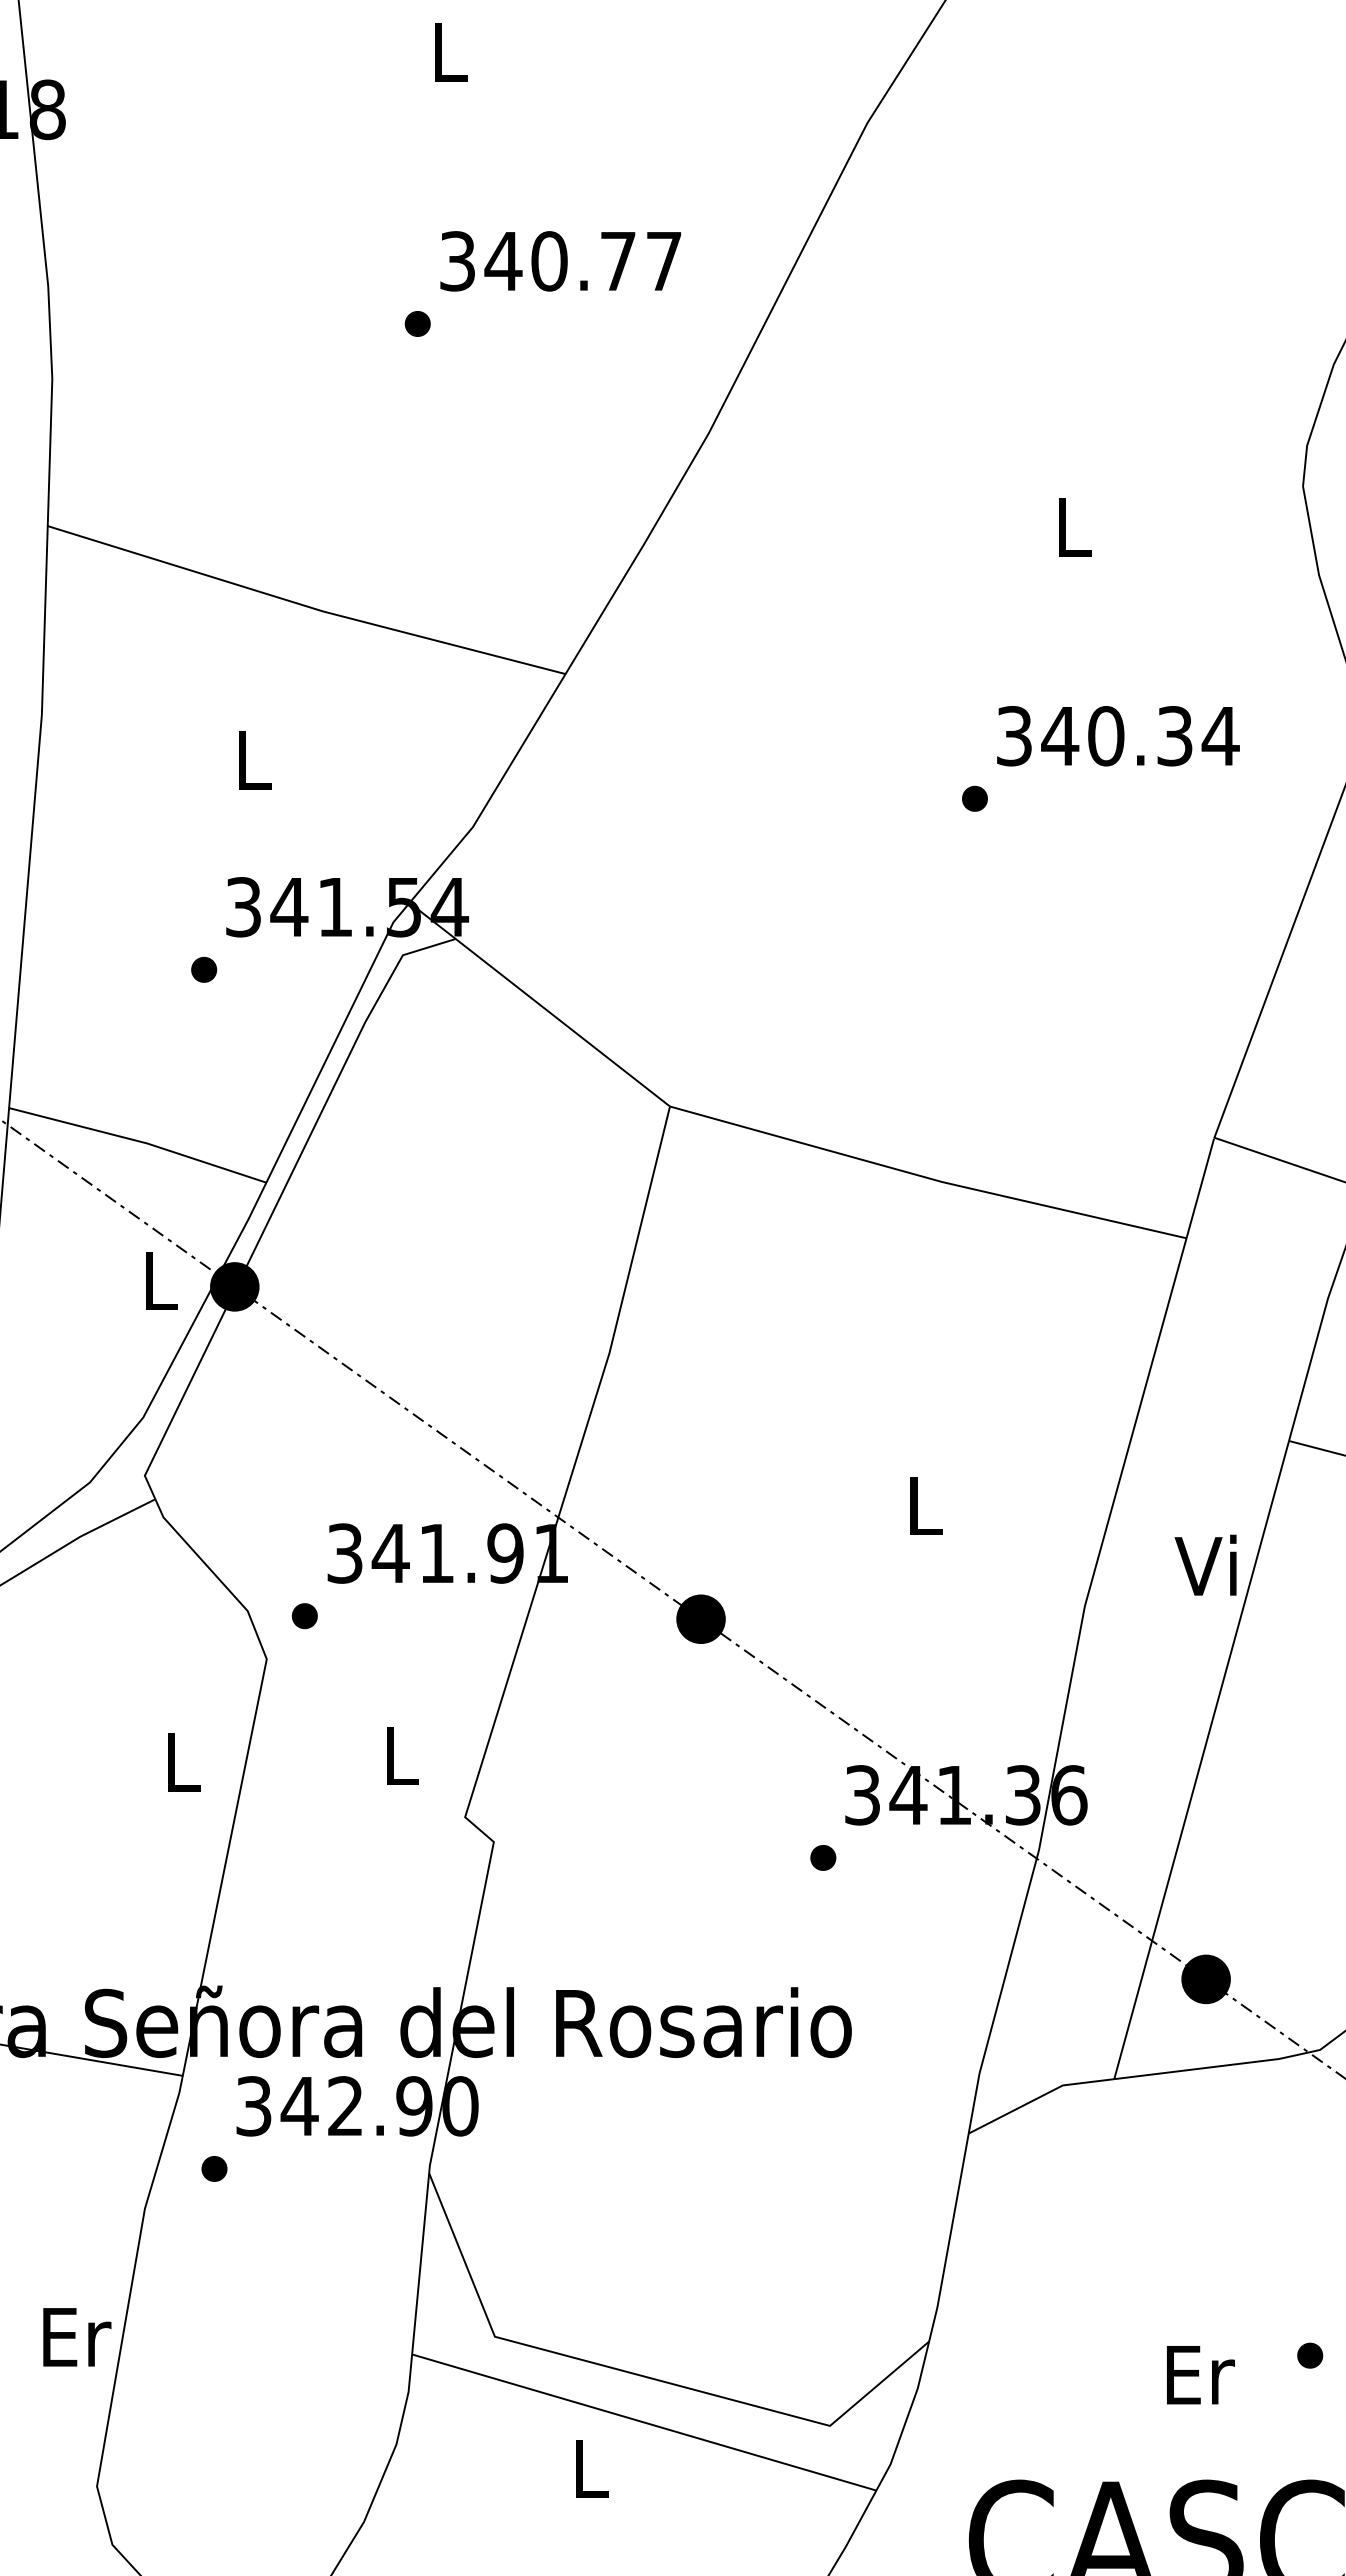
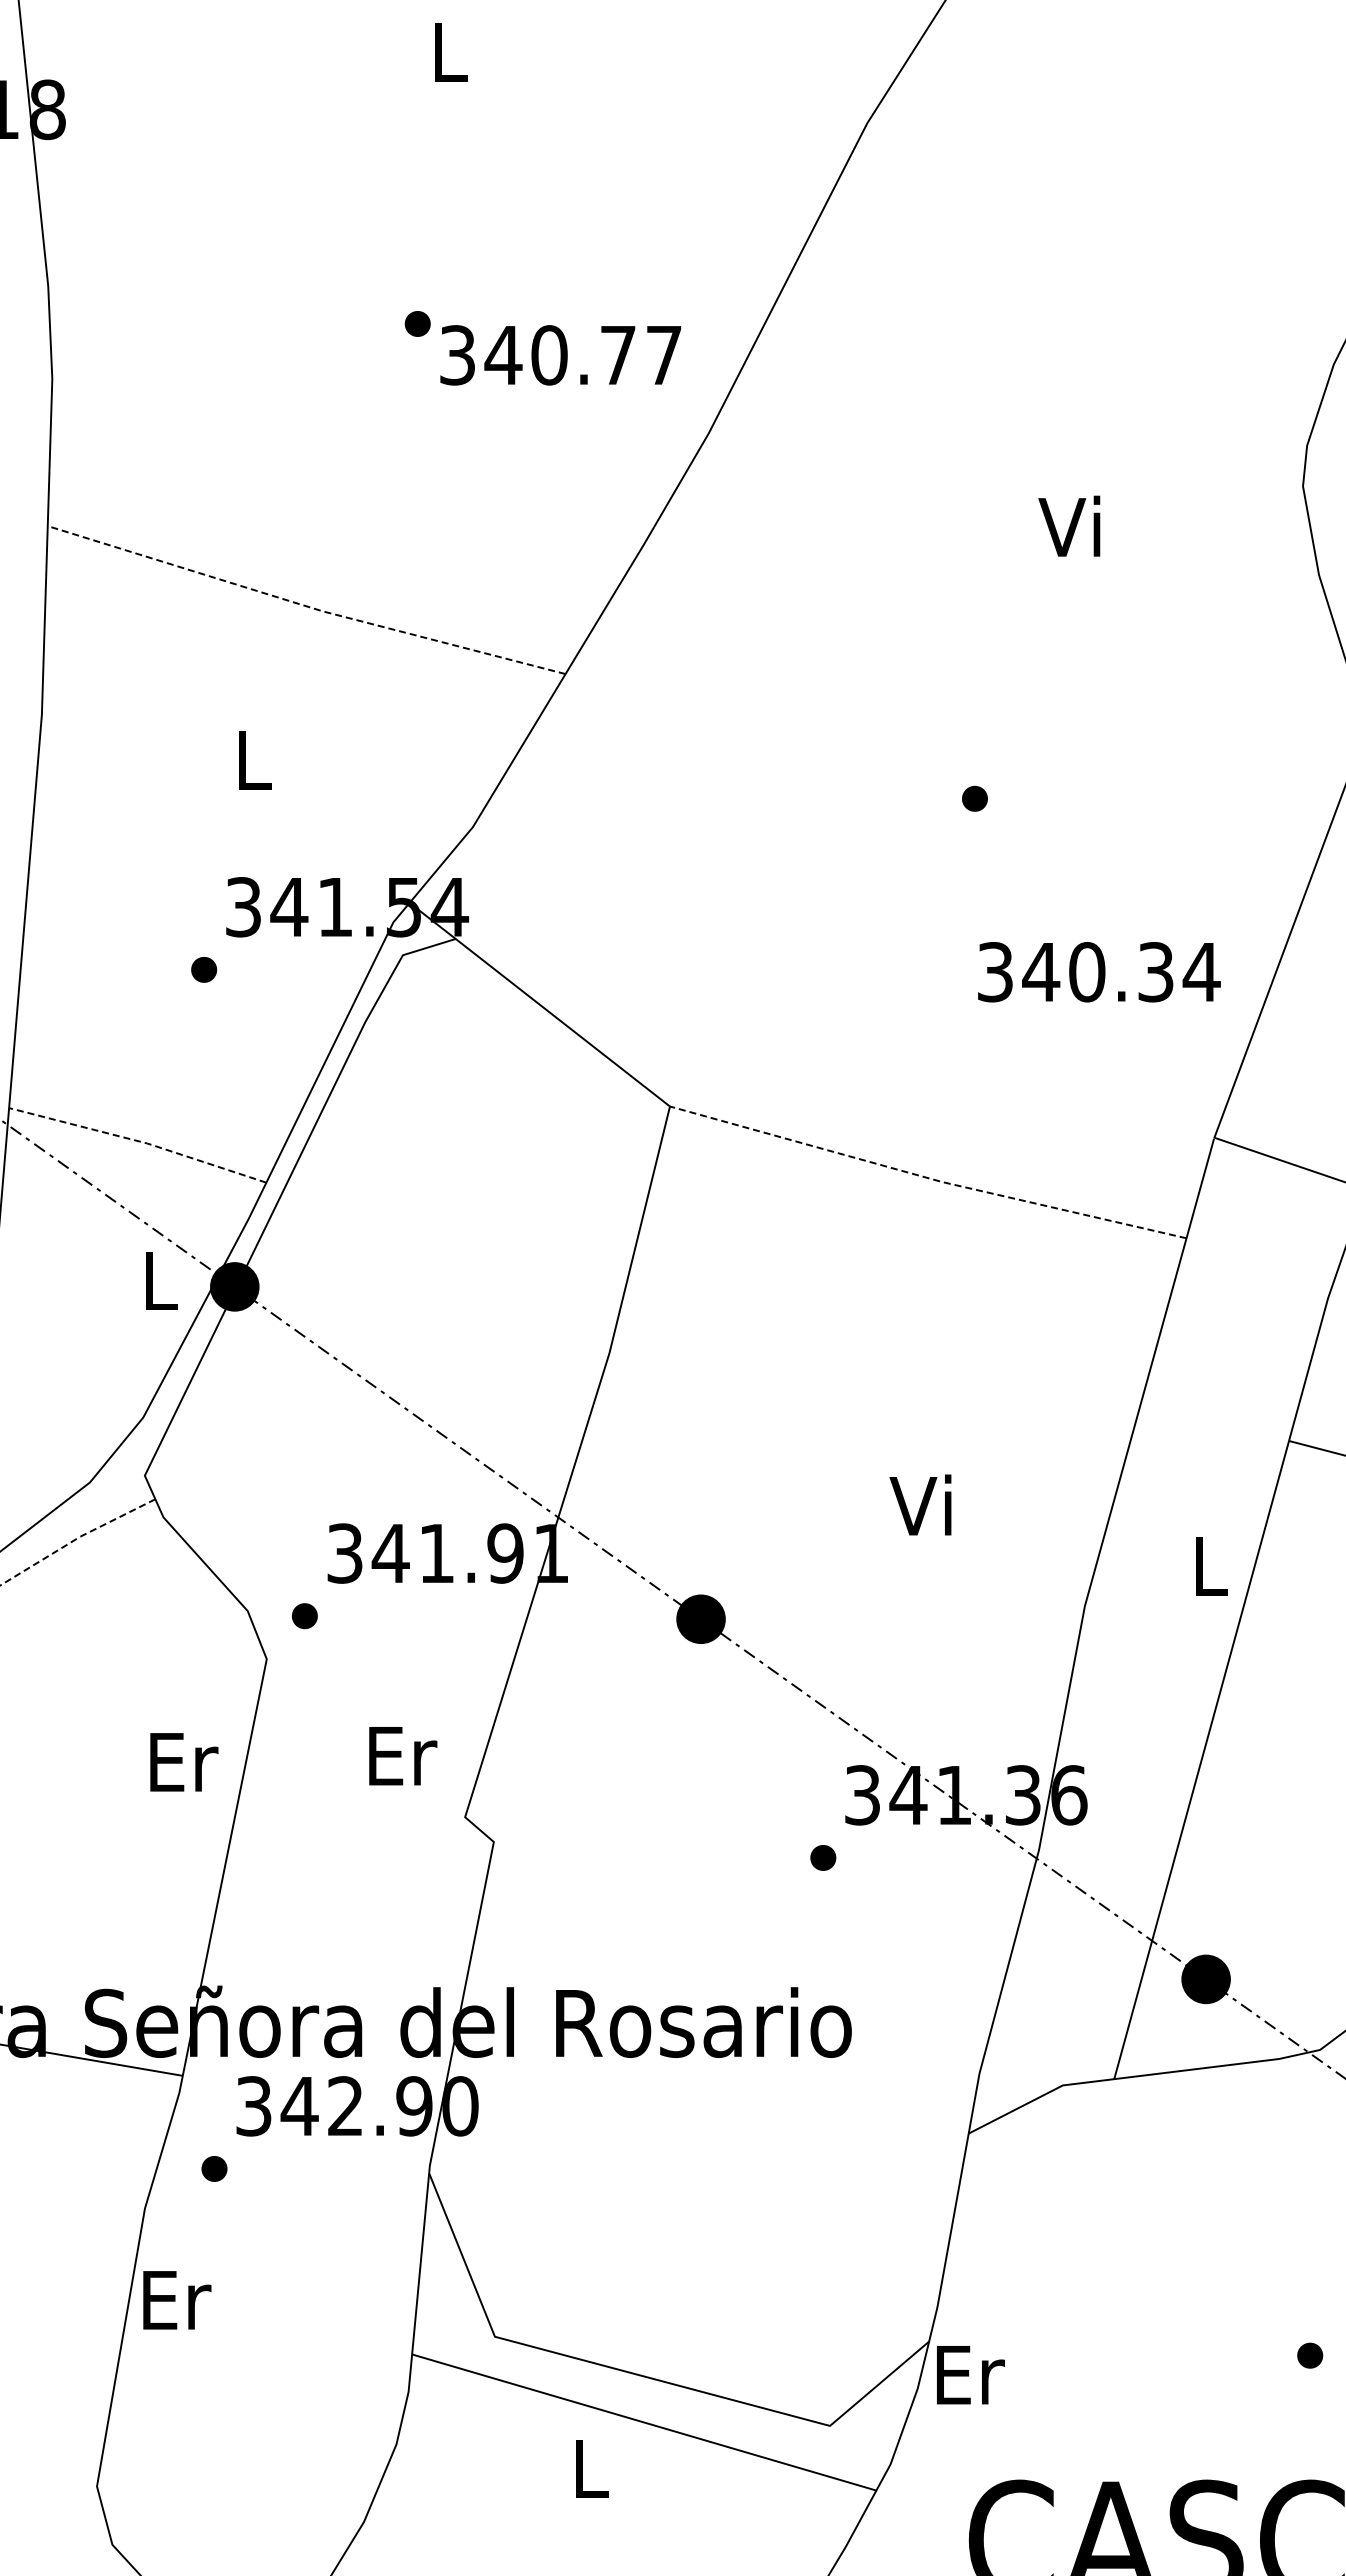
text position: (560, 261) -> (560, 355) (560, 355)
text: L -> Vi (1069, 525)
line: solid -> dashed (304, 605)
text position: (1118, 736) -> (1099, 972) (1099, 972)
line: solid -> dashed (139, 1141)
line: solid -> dashed (927, 1177)
text: L -> Vi (920, 1504)
line: solid -> dashed (76, 1539)
text: Vi -> L (1205, 1564)
text: L -> Er (403, 1756)
text: L -> Er (184, 1762)
text position: (77, 2337) -> (177, 2300) (177, 2300)
text position: (1200, 2375) -> (970, 2375) (970, 2375)
